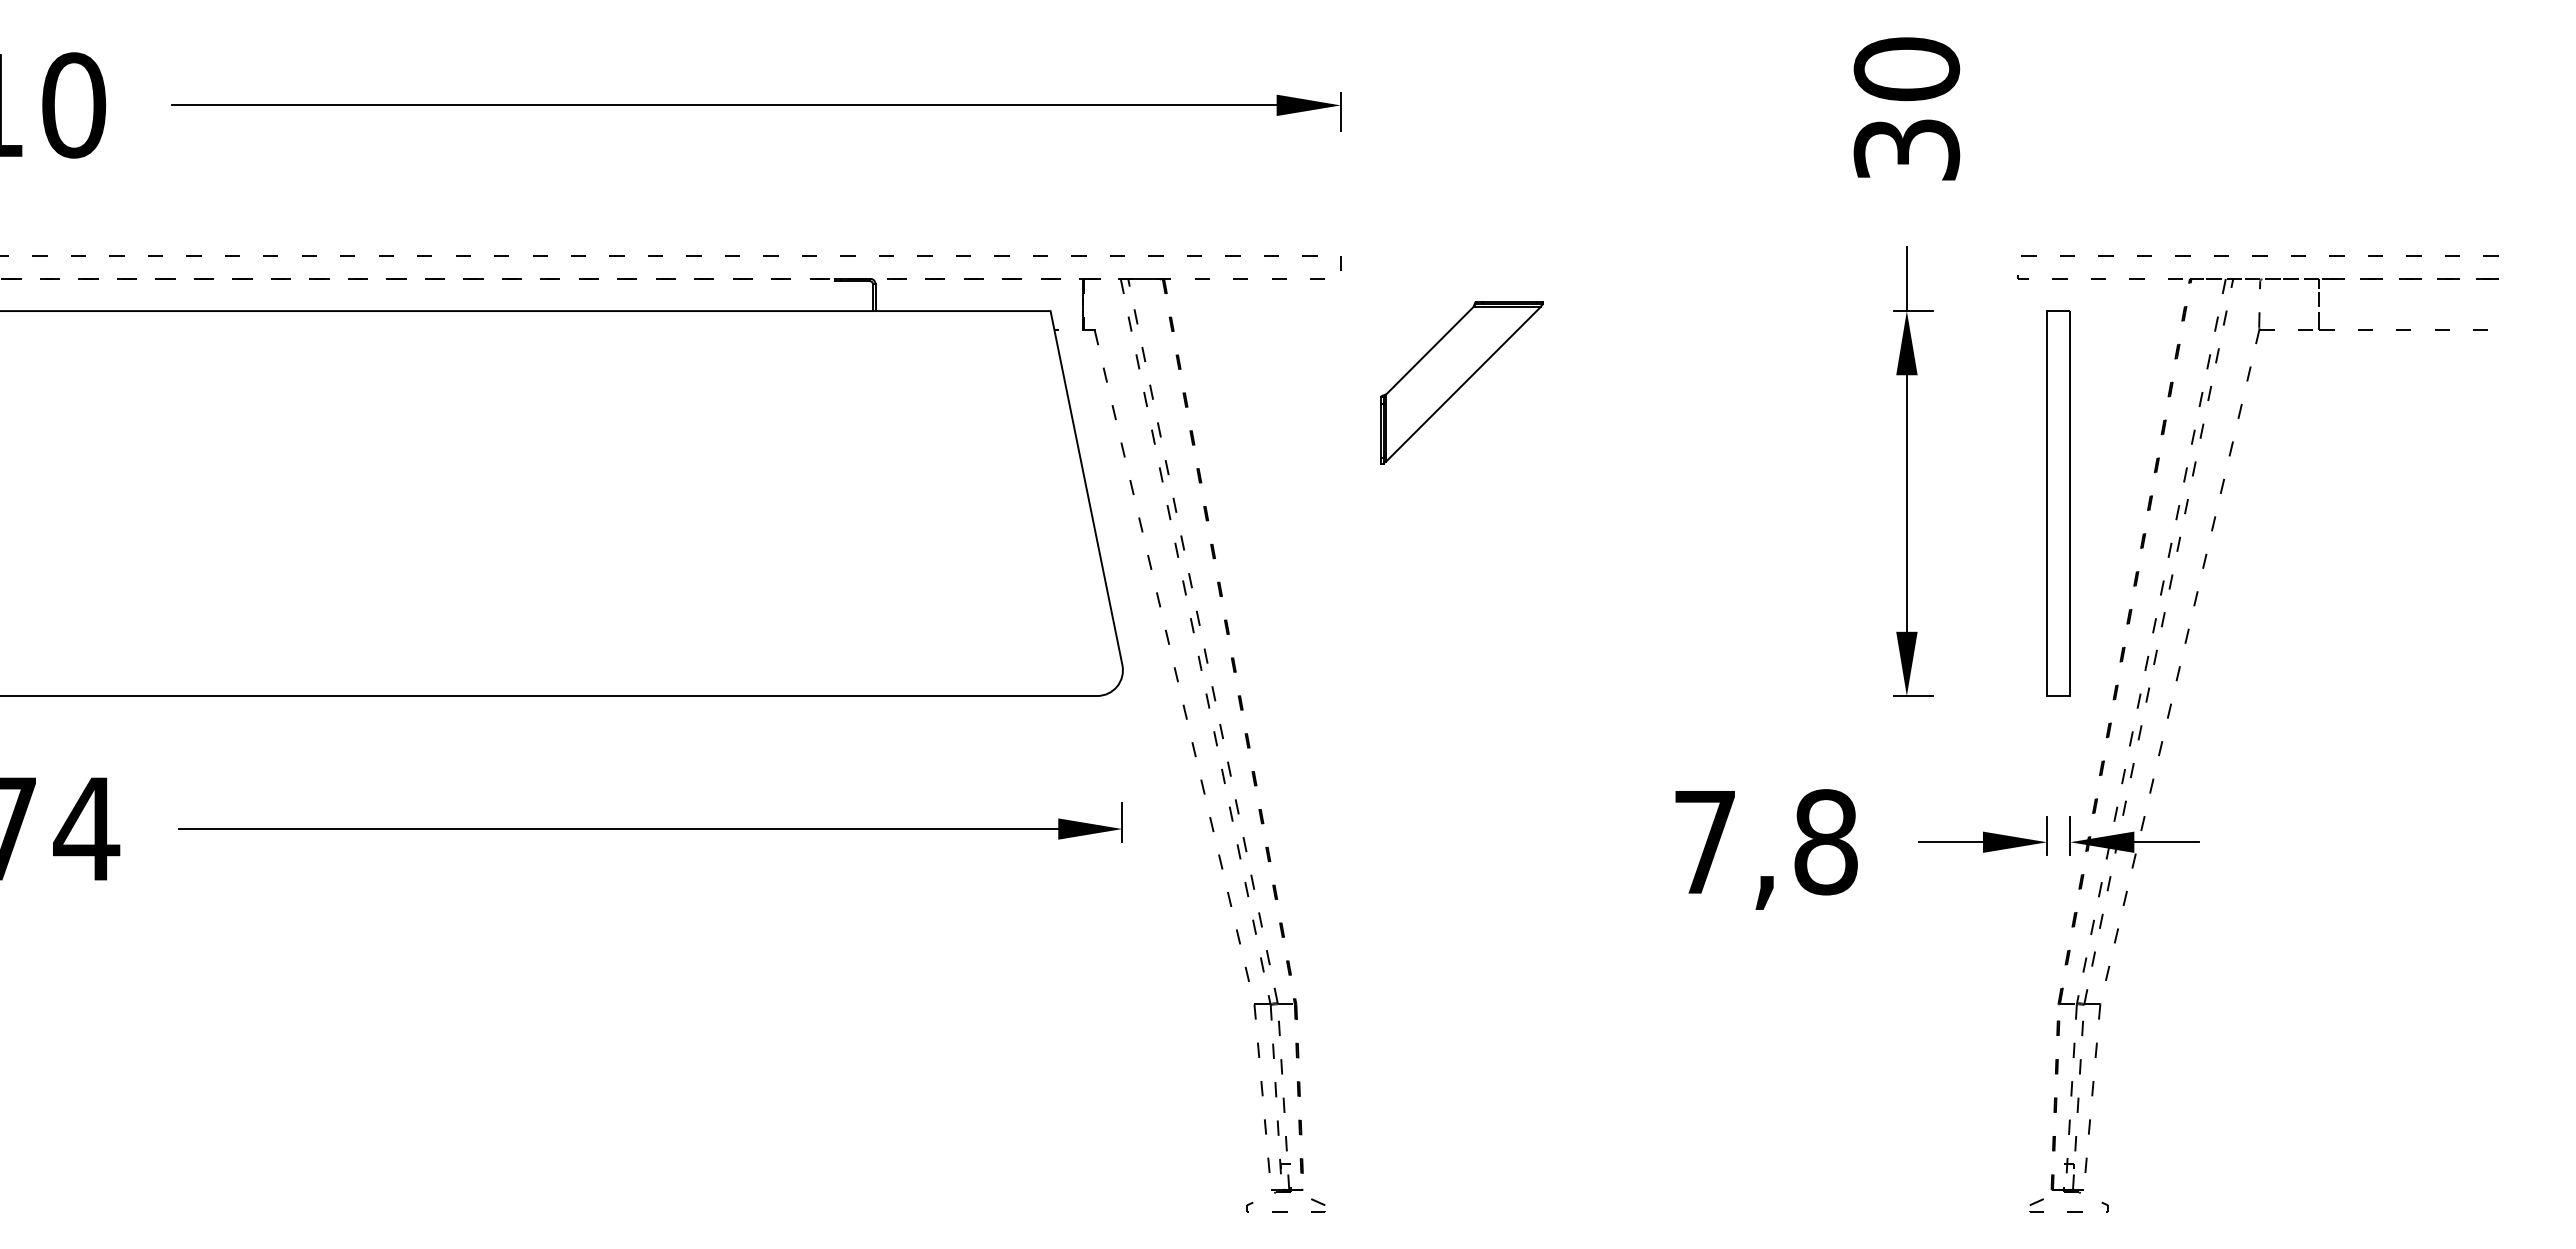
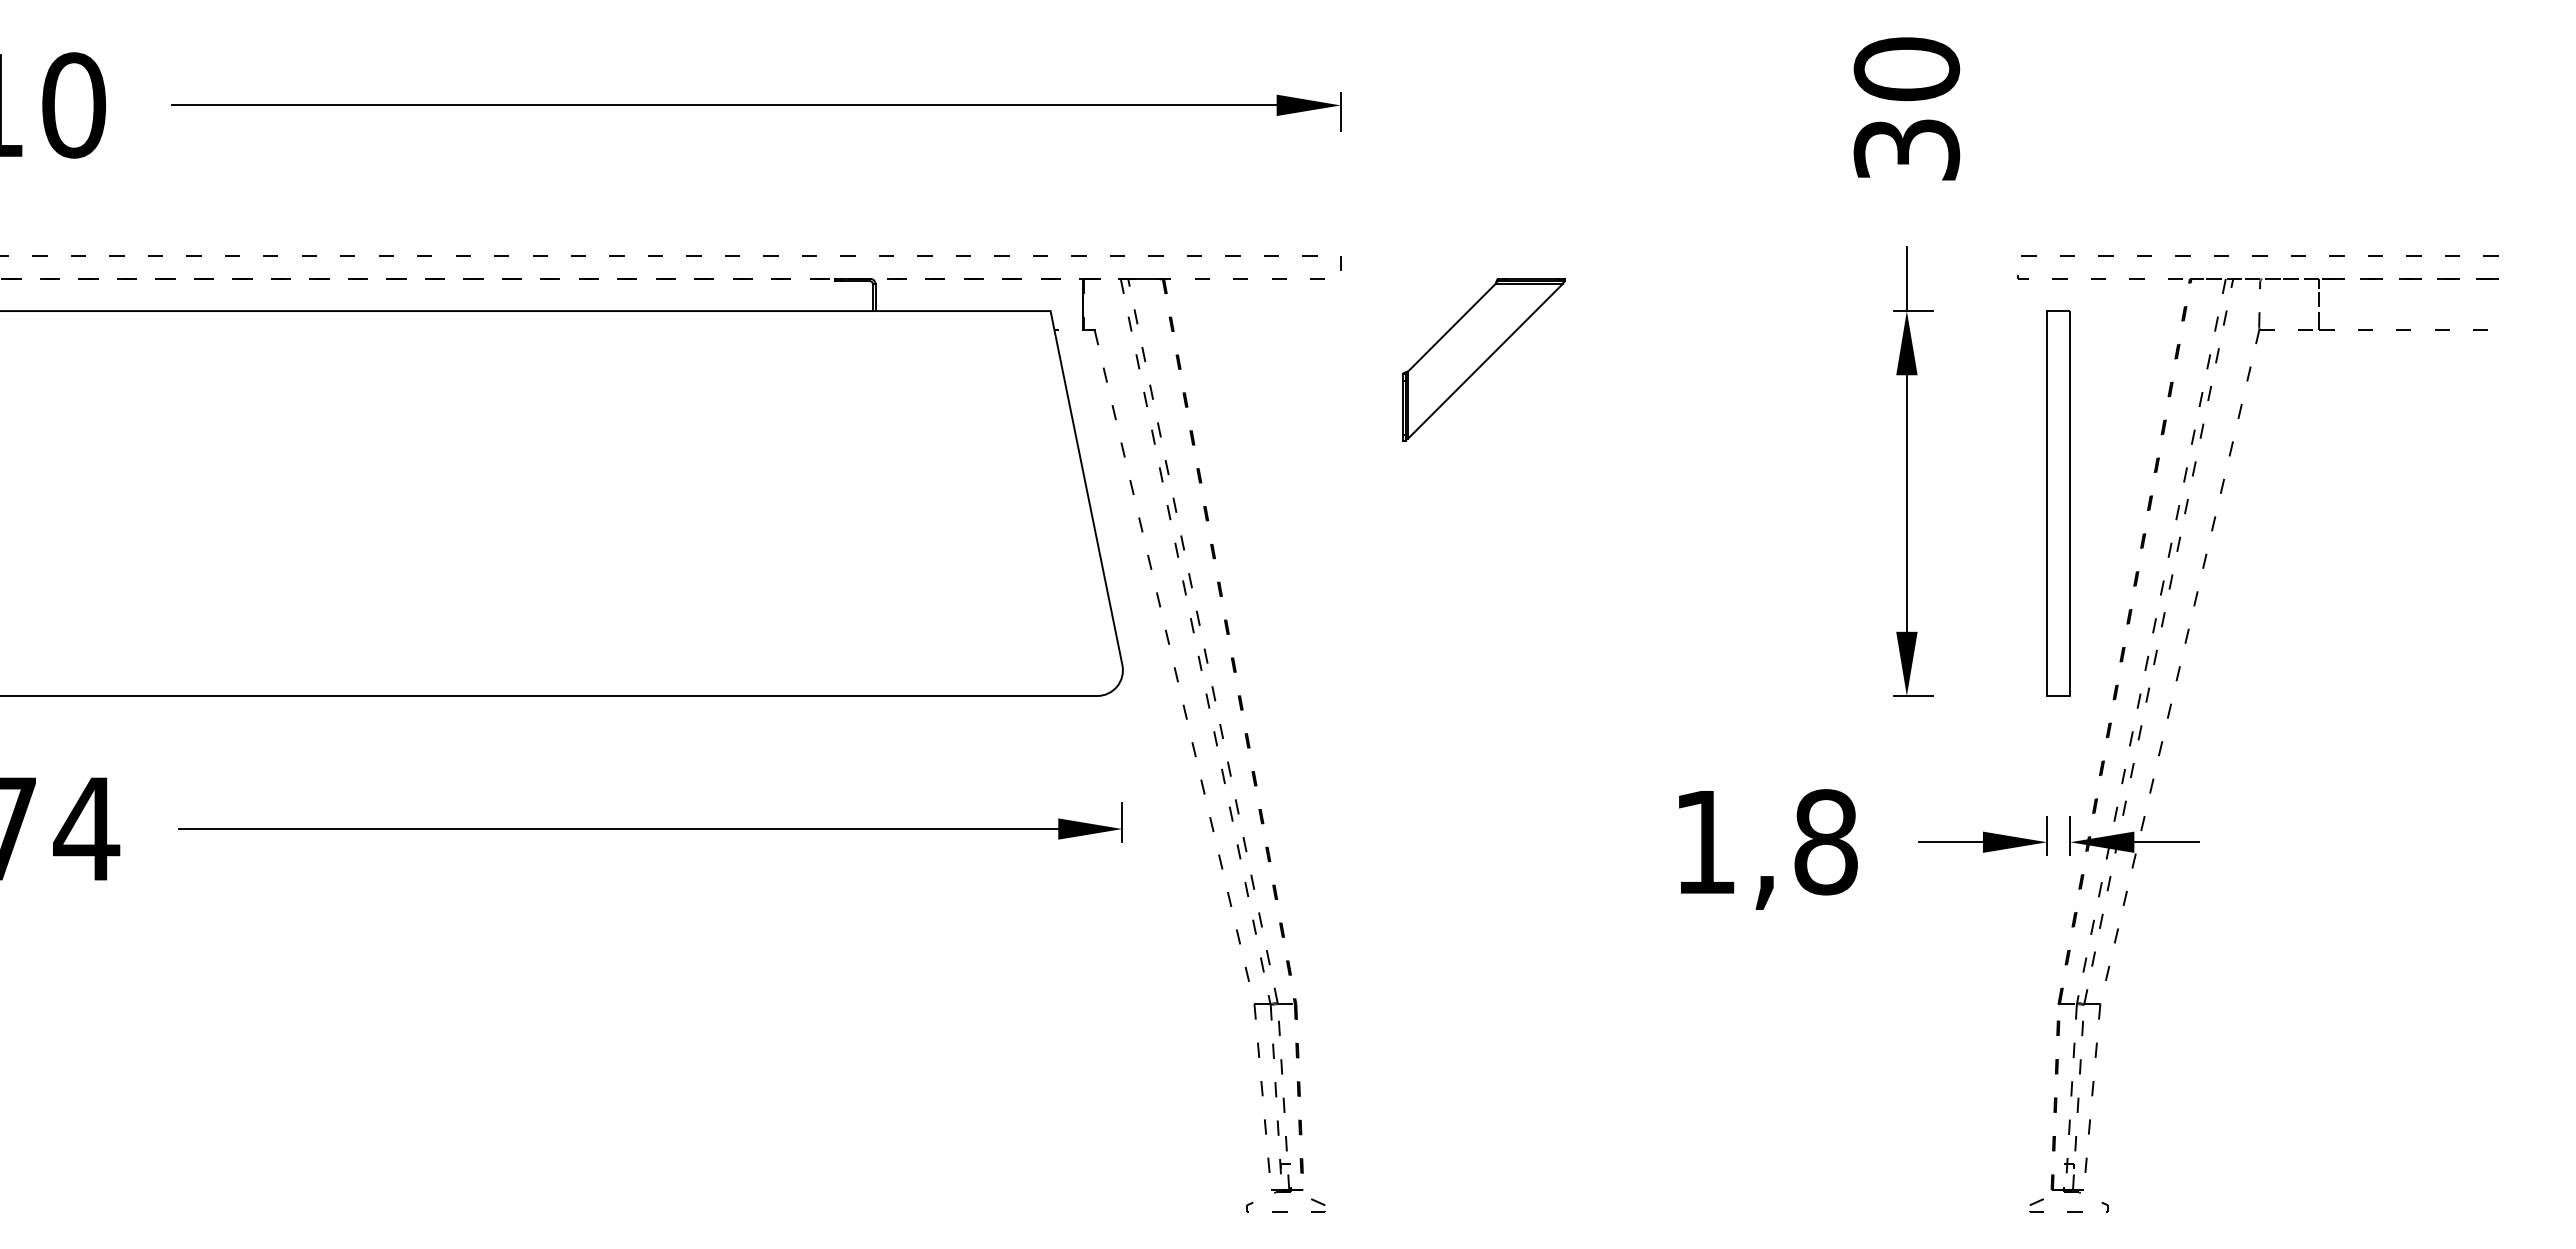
part position: (1461, 382) -> (1483, 359) (1483, 359)
text: 7,8 -> 1,8 (1704, 842)
